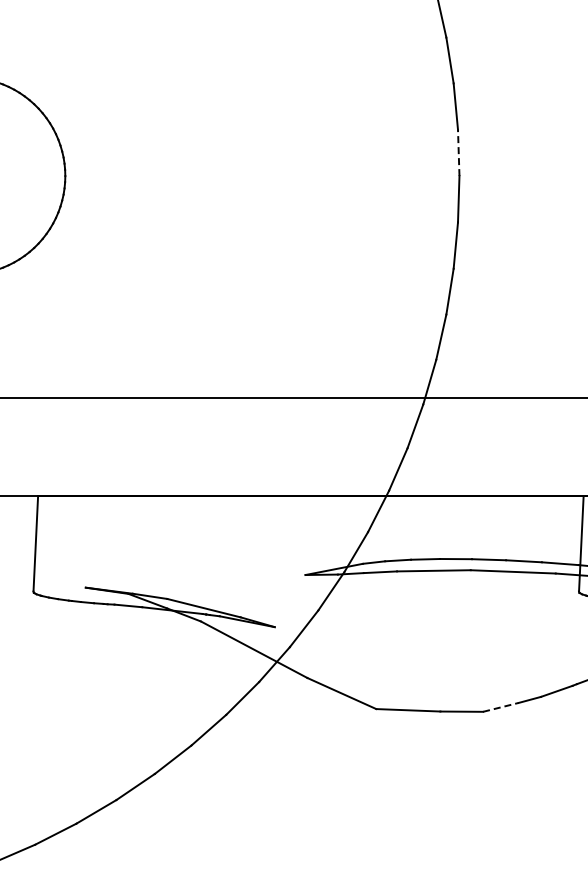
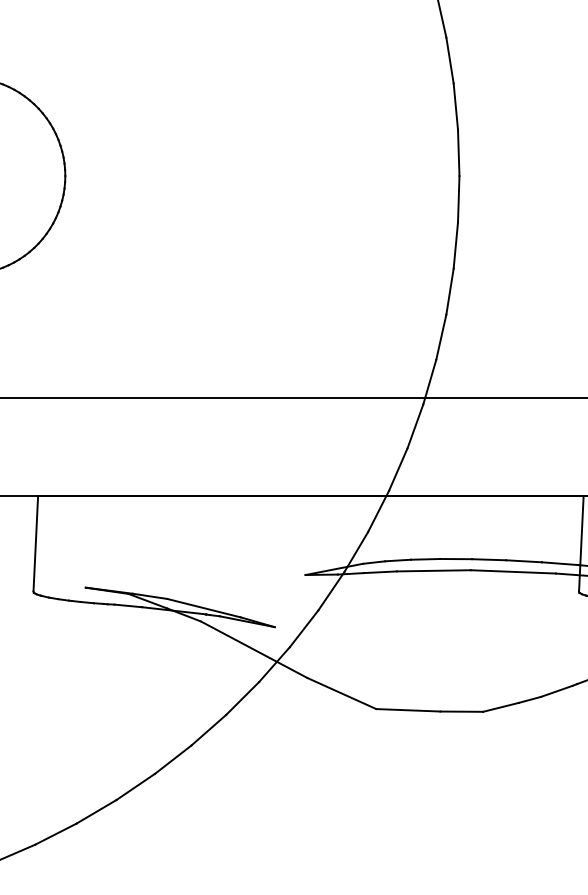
line: dashed -> solid (458, 152)
line: dashed -> solid (501, 707)
